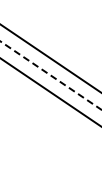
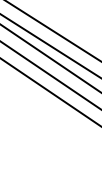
line: none -> present (52, 30)
line: none -> present (50, 45)
line: dashed -> solid (50, 75)
